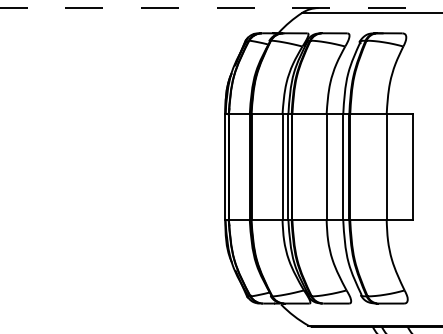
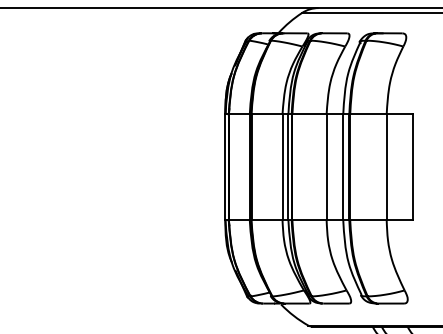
line: dashed -> solid (222, 8)
